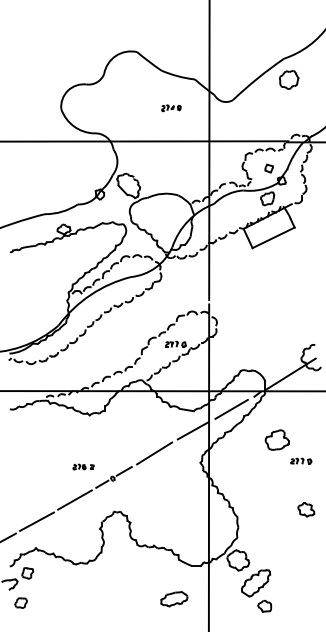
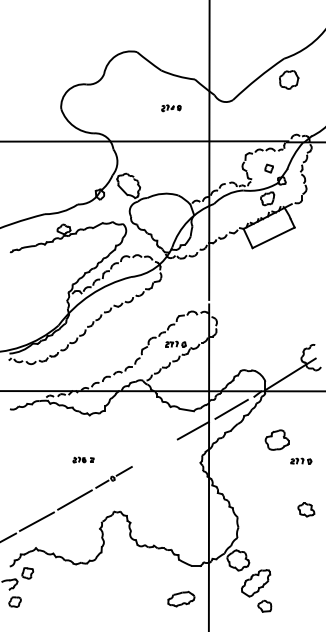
line: present -> none (154, 453)
part position: (83, 466) -> (83, 459) (83, 459)
part position: (174, 598) -> (181, 598) (181, 598)
part position: (20, 602) -> (14, 601) (14, 601)
